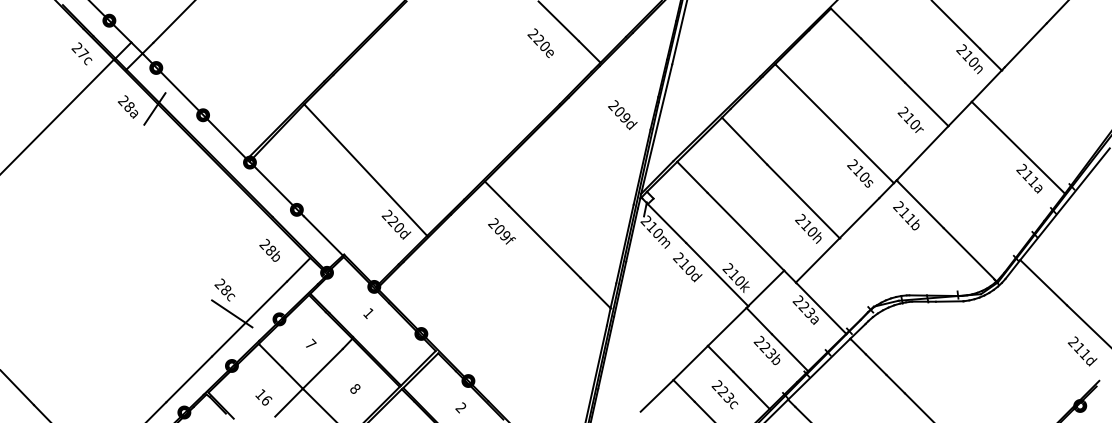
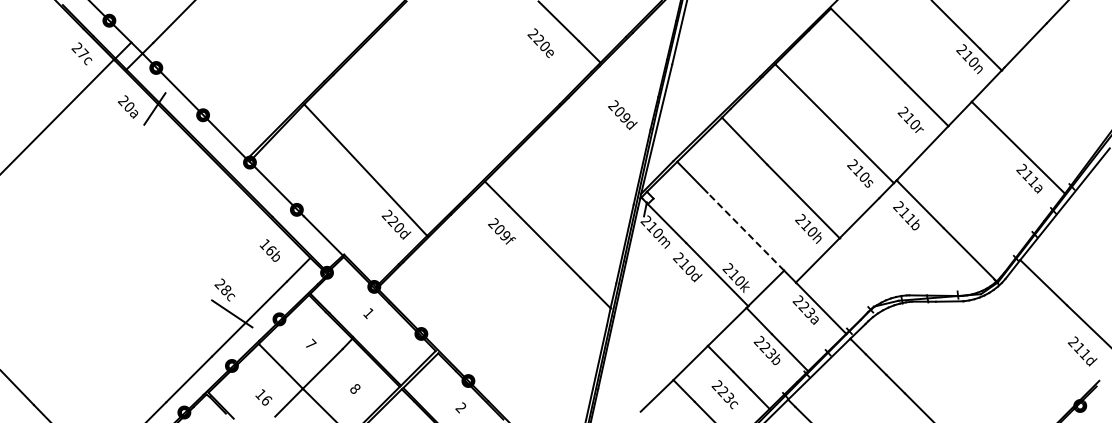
text: 28a -> 20a (129, 106)
line: solid -> dashed (745, 231)
text: 28b -> 16b (267, 245)
